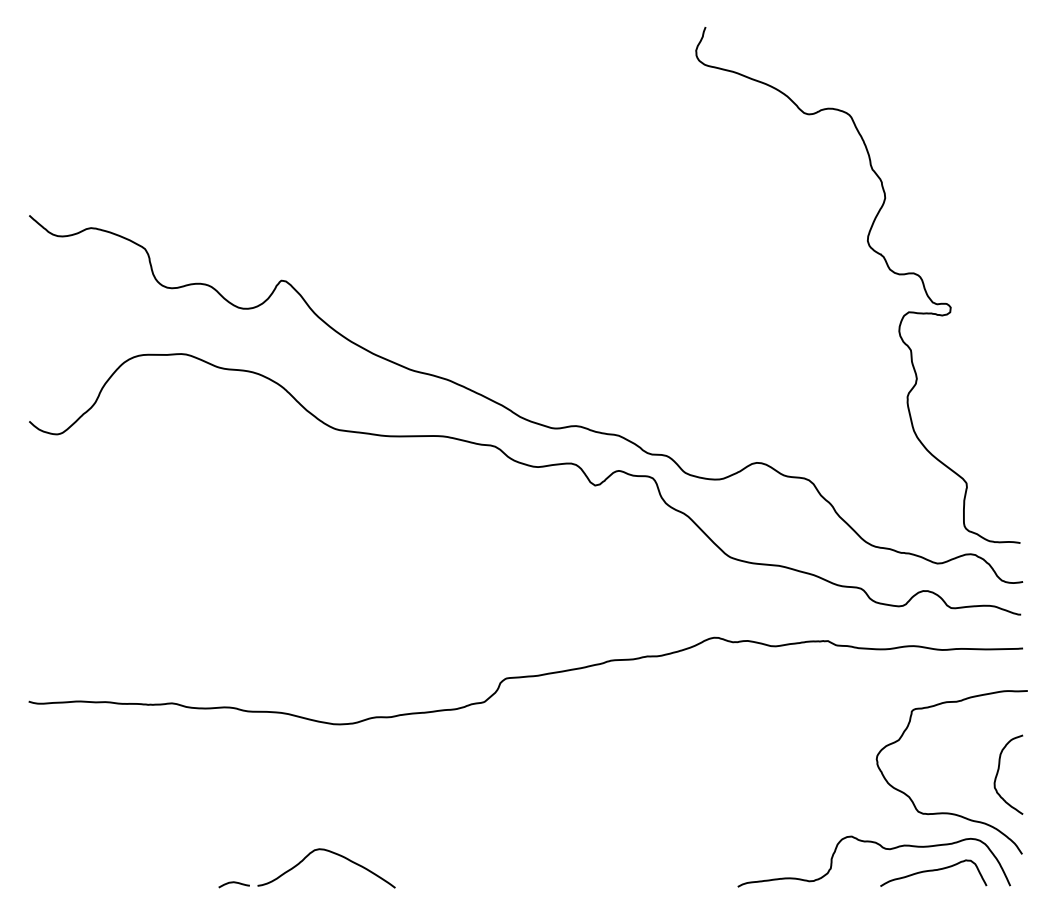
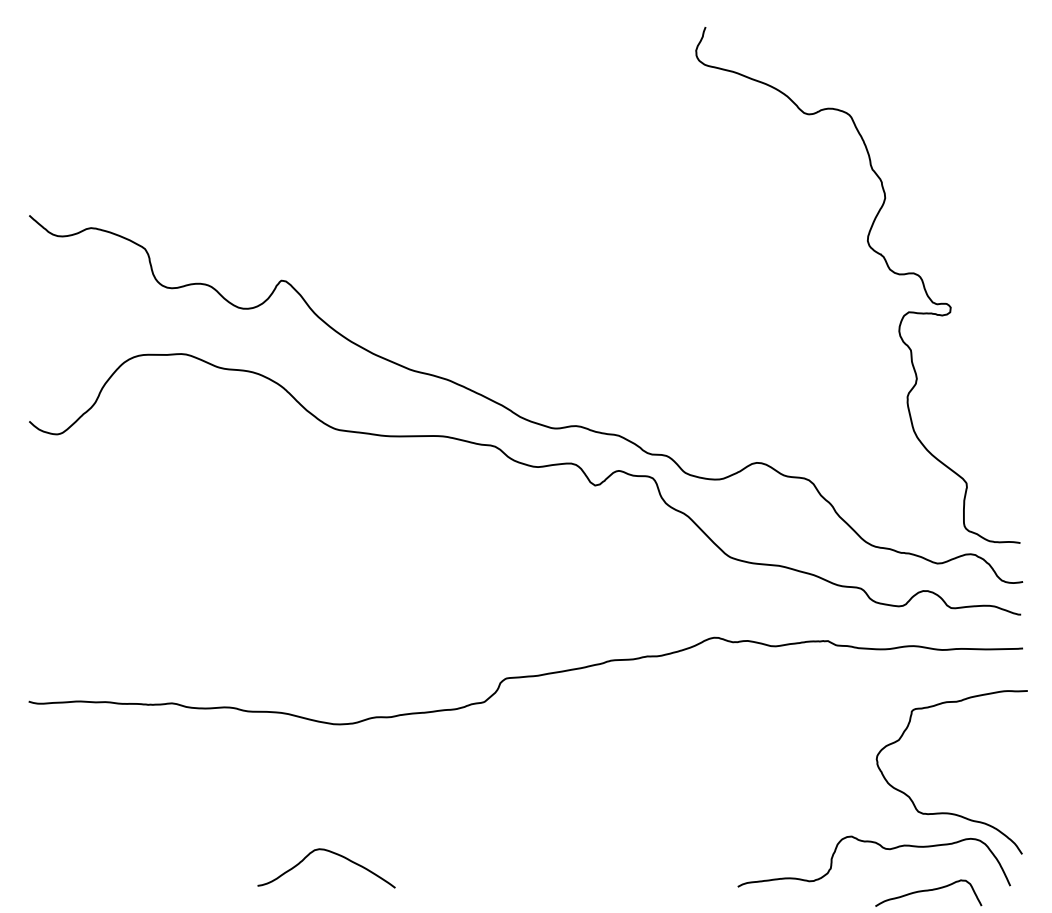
curve: present -> none (999, 770)
curve position: (933, 871) -> (928, 891) (928, 891)
curve: present -> none (233, 883)
